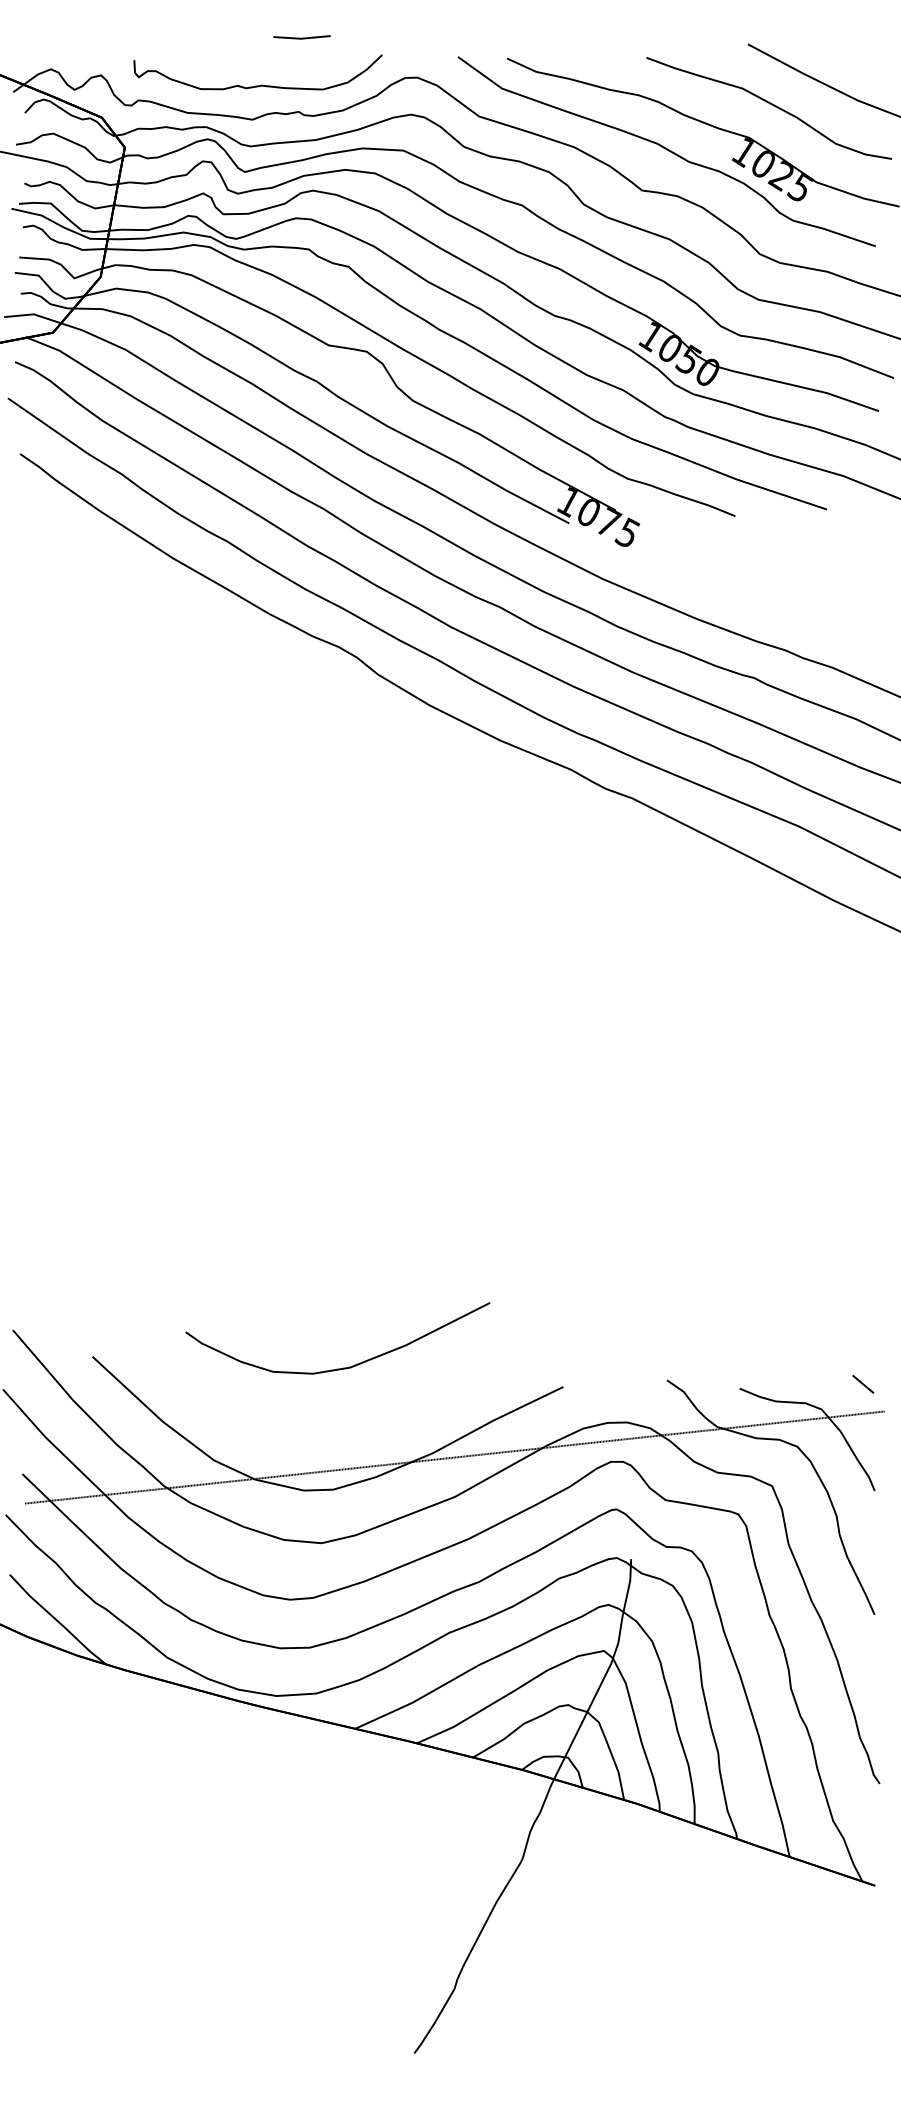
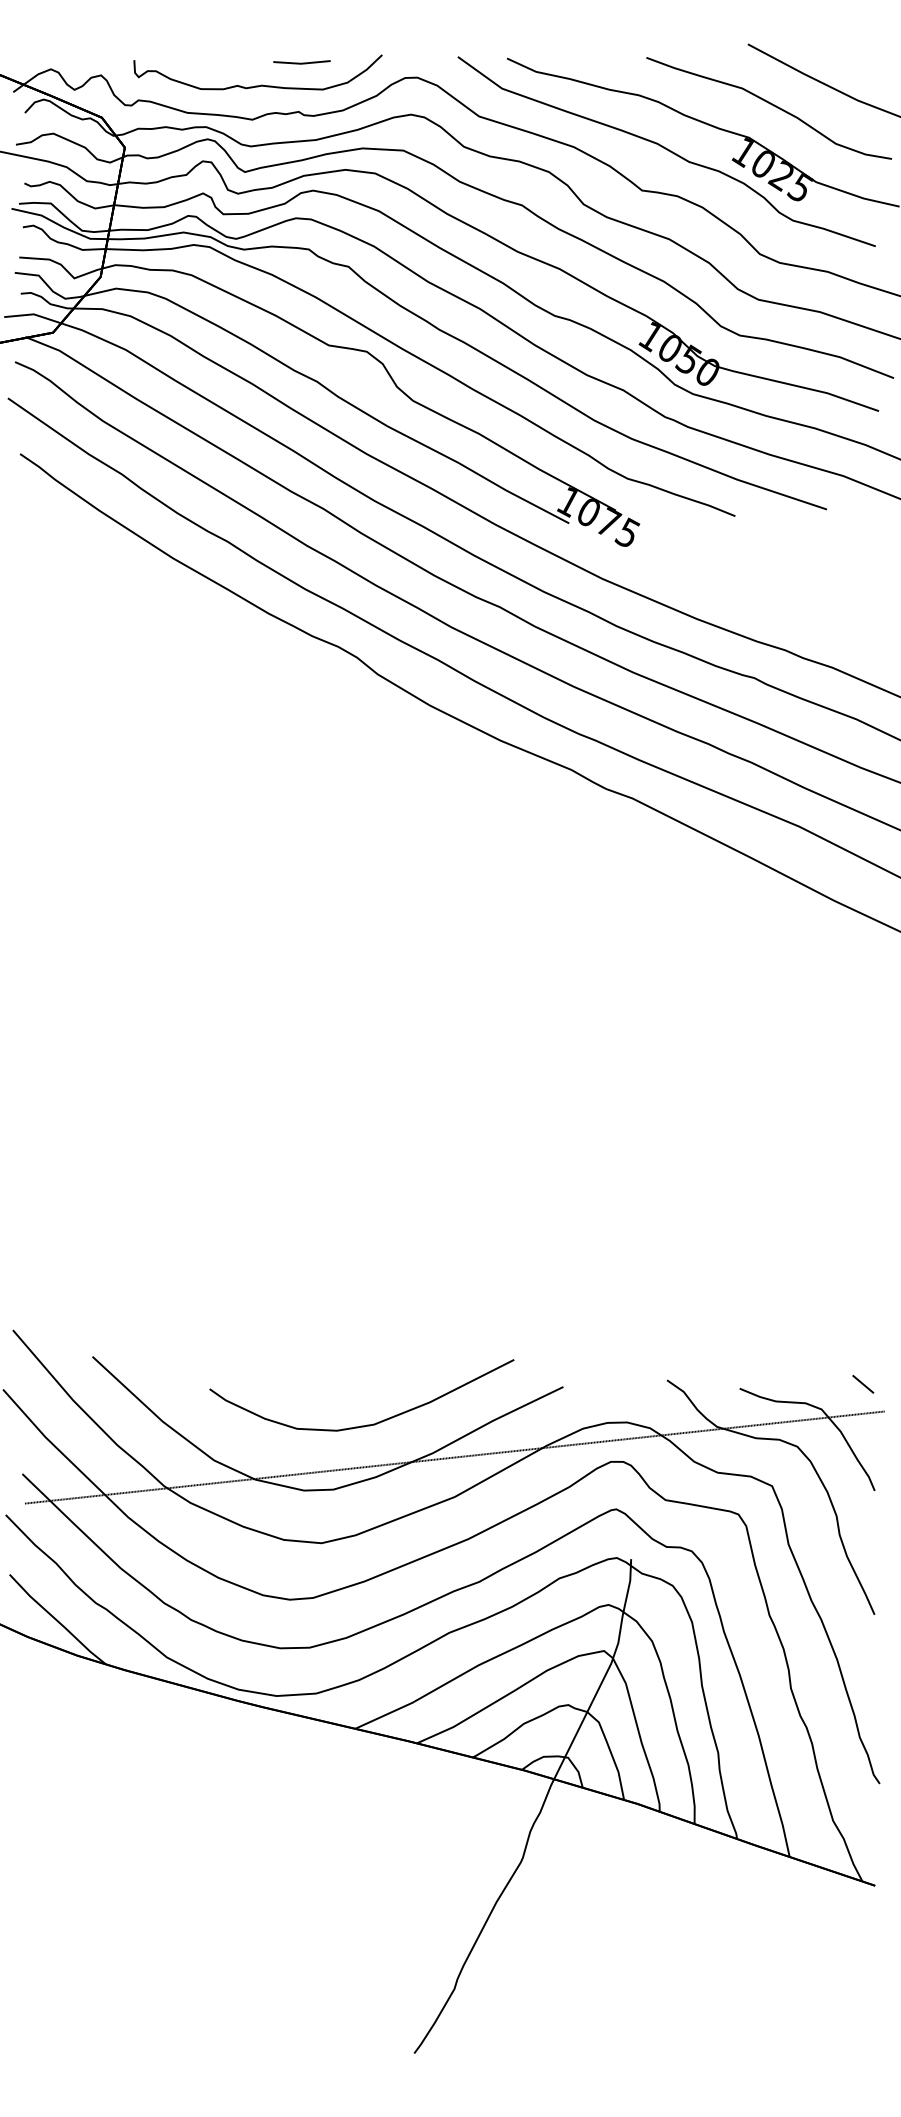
line position: (301, 37) -> (301, 62) (301, 62)
curve position: (343, 1367) -> (367, 1424) (367, 1424)
